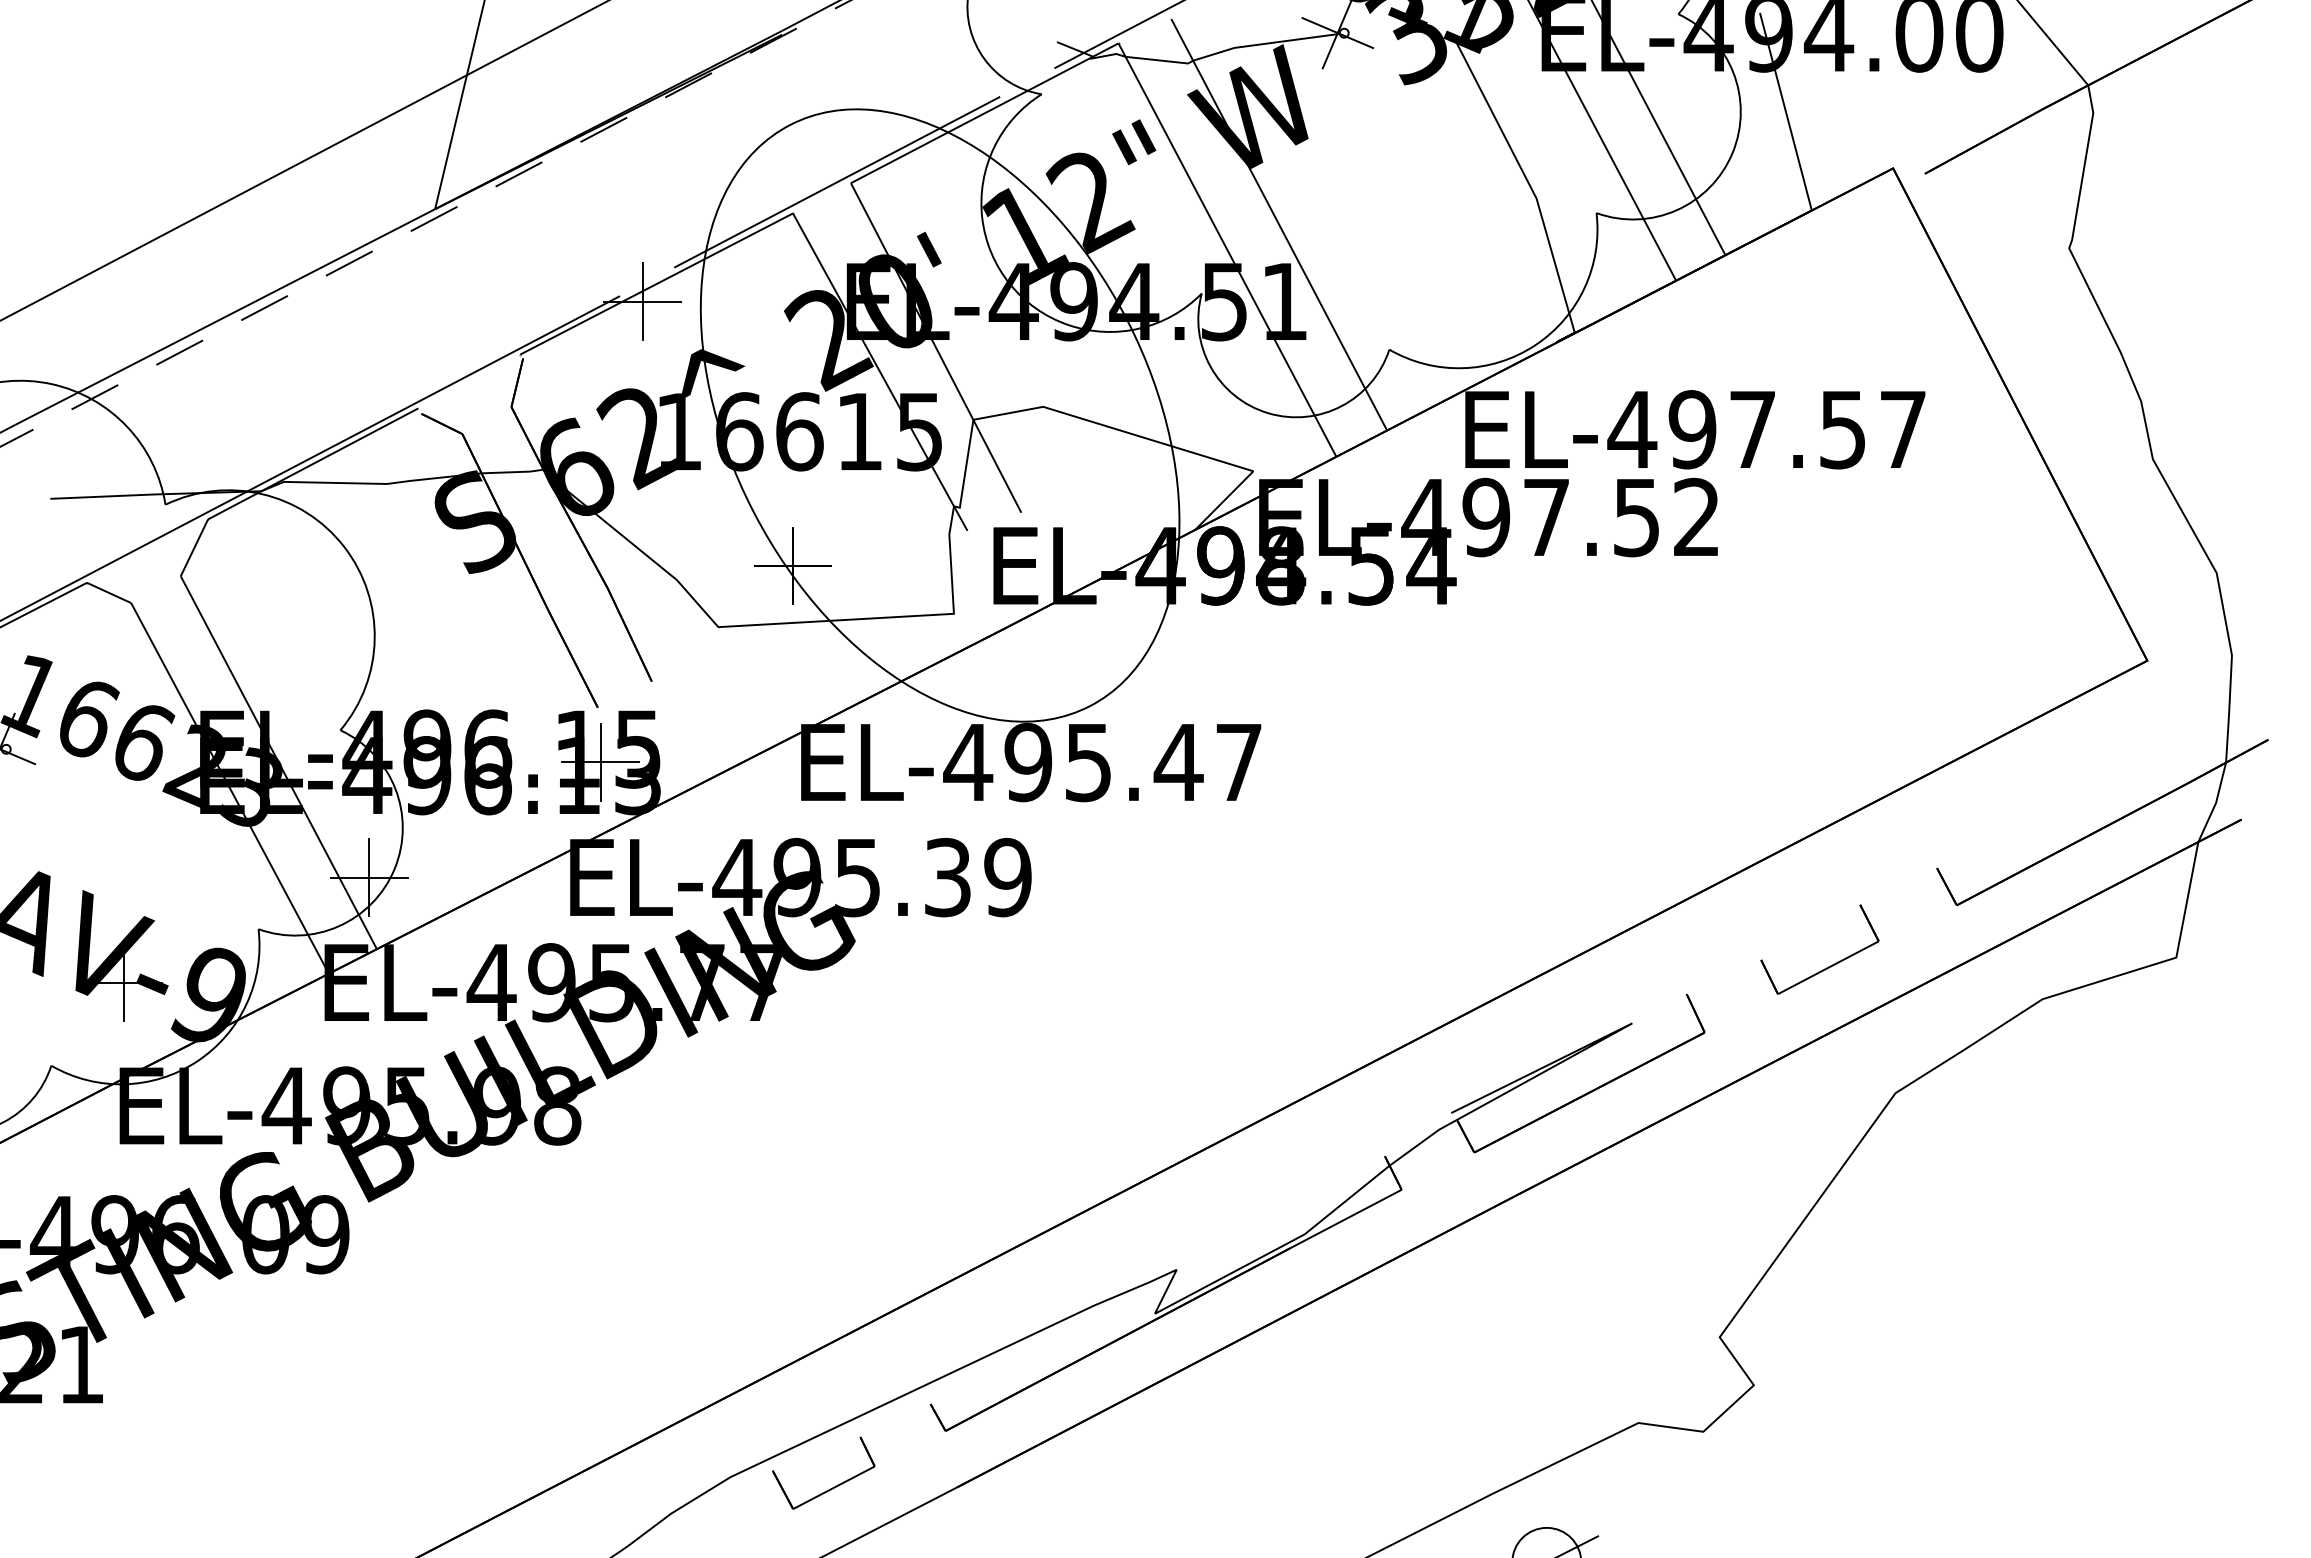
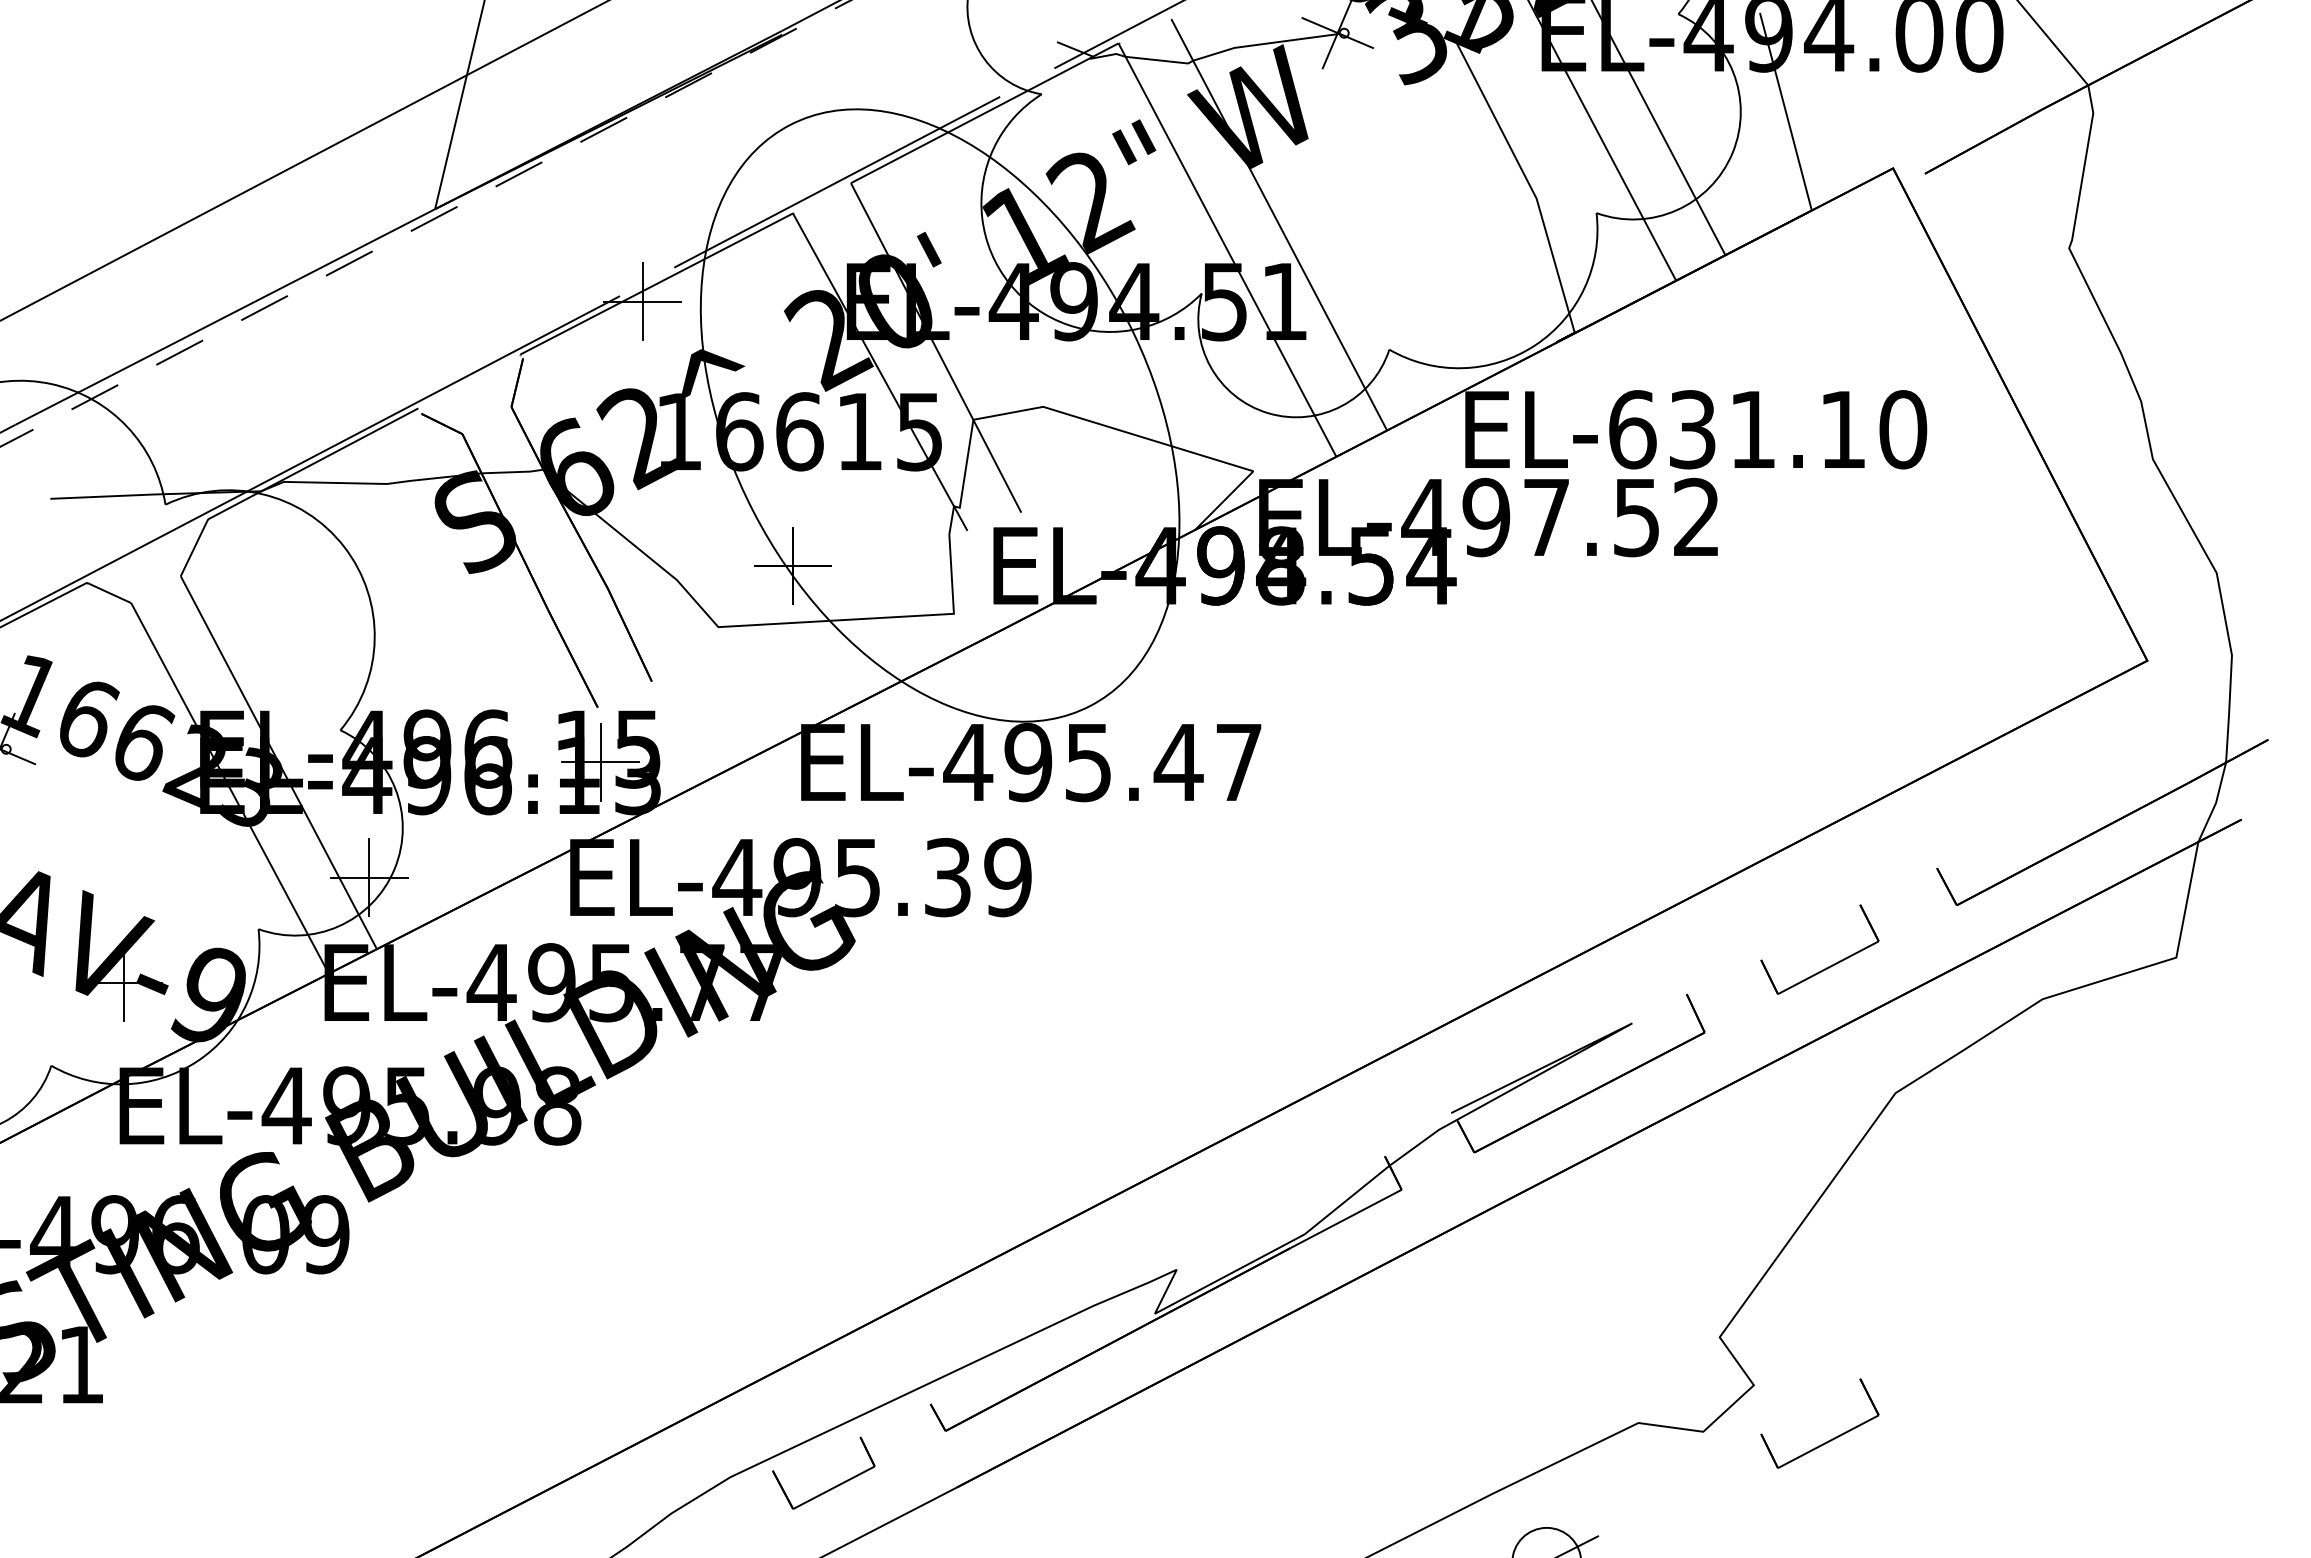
text: EL-497.57 -> EL-631.10 (1767, 429)
part: none -> present (1828, 1440)
